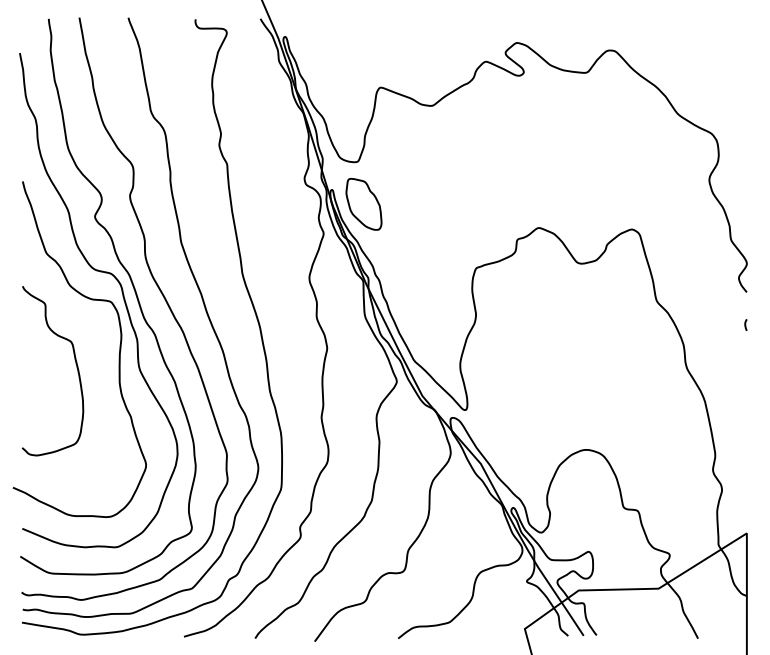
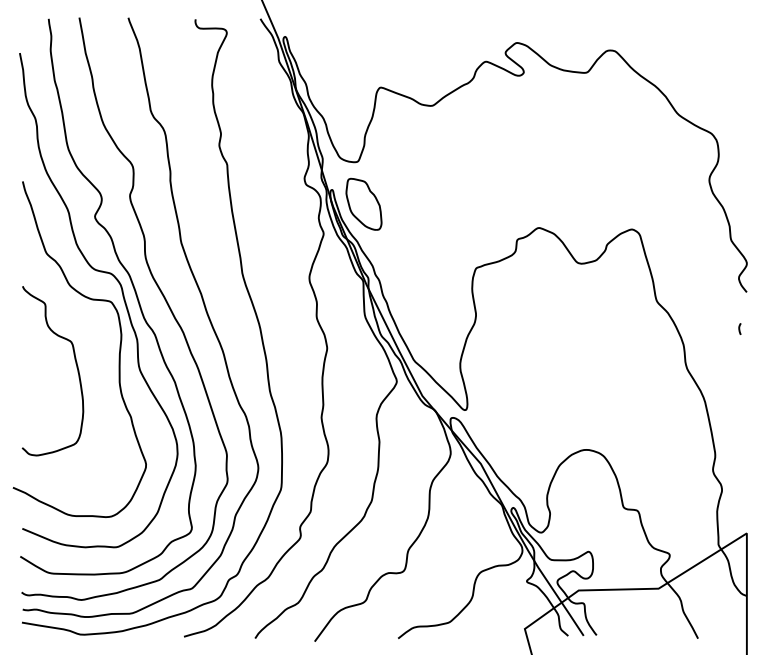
curve position: (745, 324) -> (739, 328) (739, 328)
